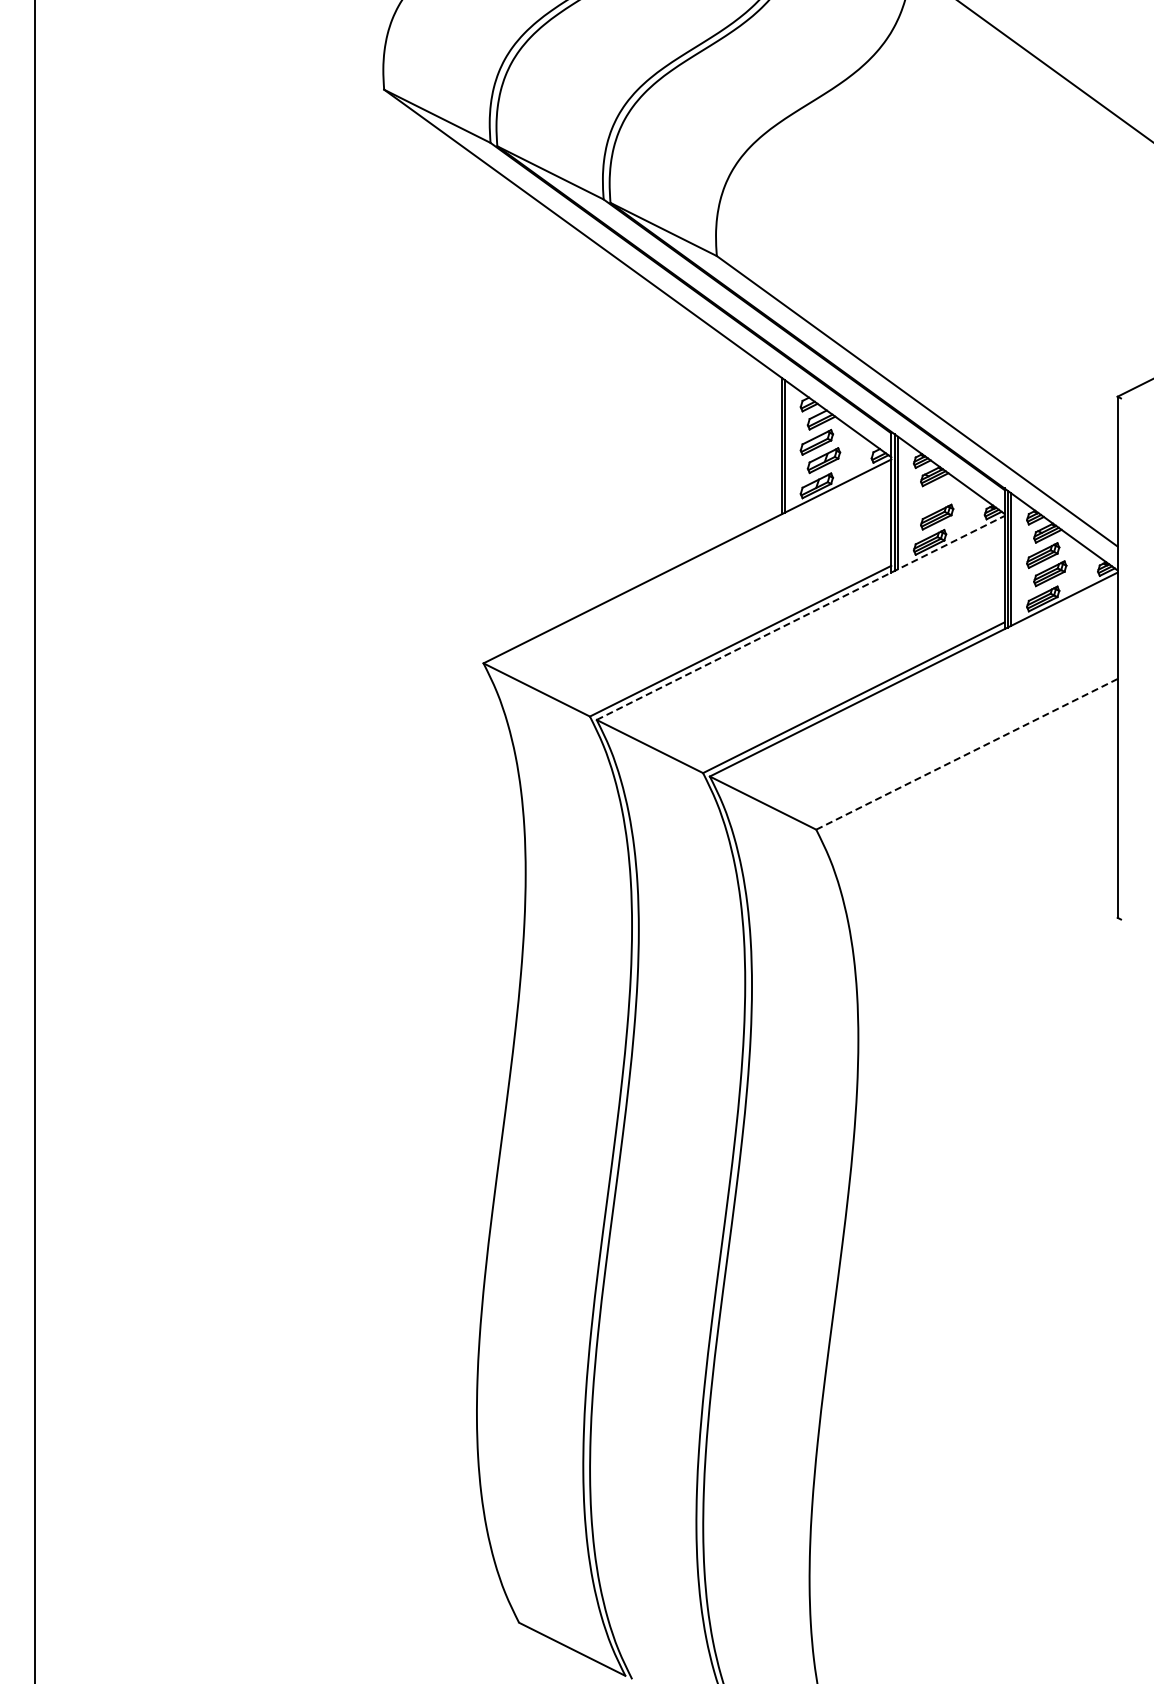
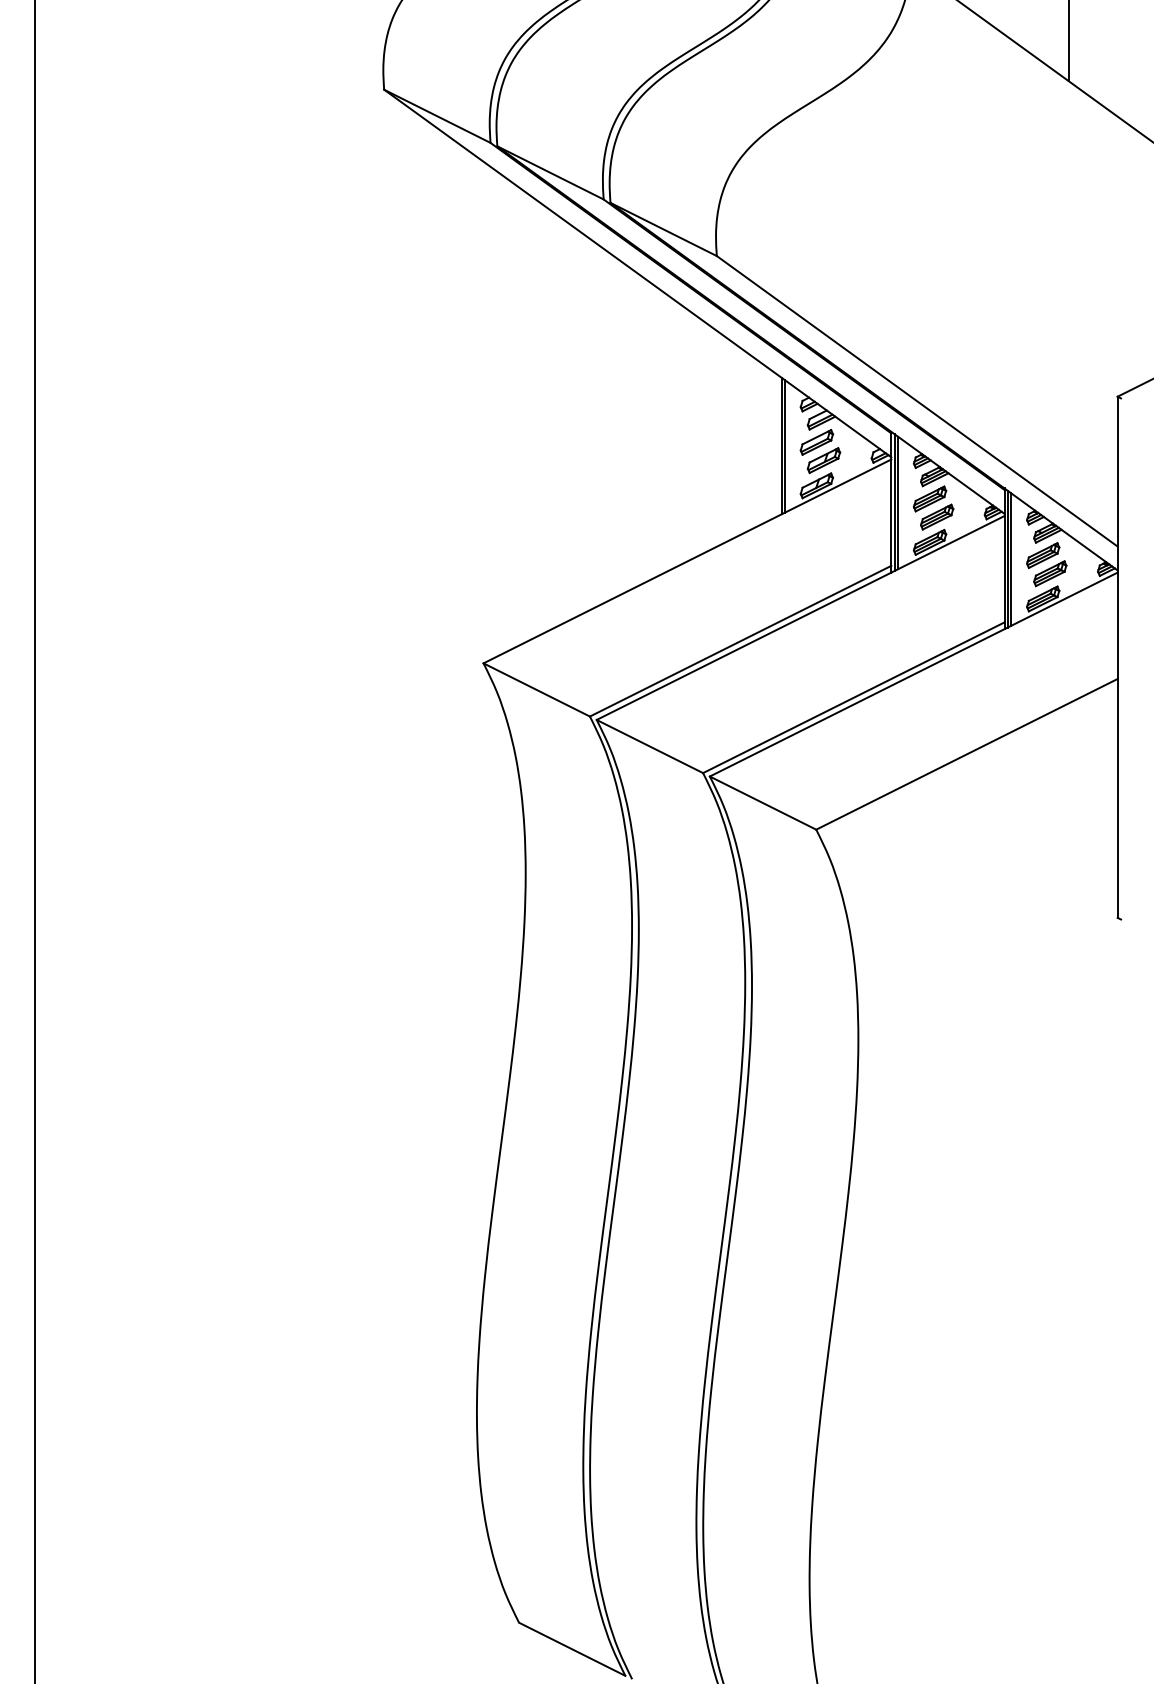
line: none -> present (1068, 41)
part: none -> present (930, 498)
line: dashed -> solid (800, 617)
line: dashed -> solid (967, 754)
